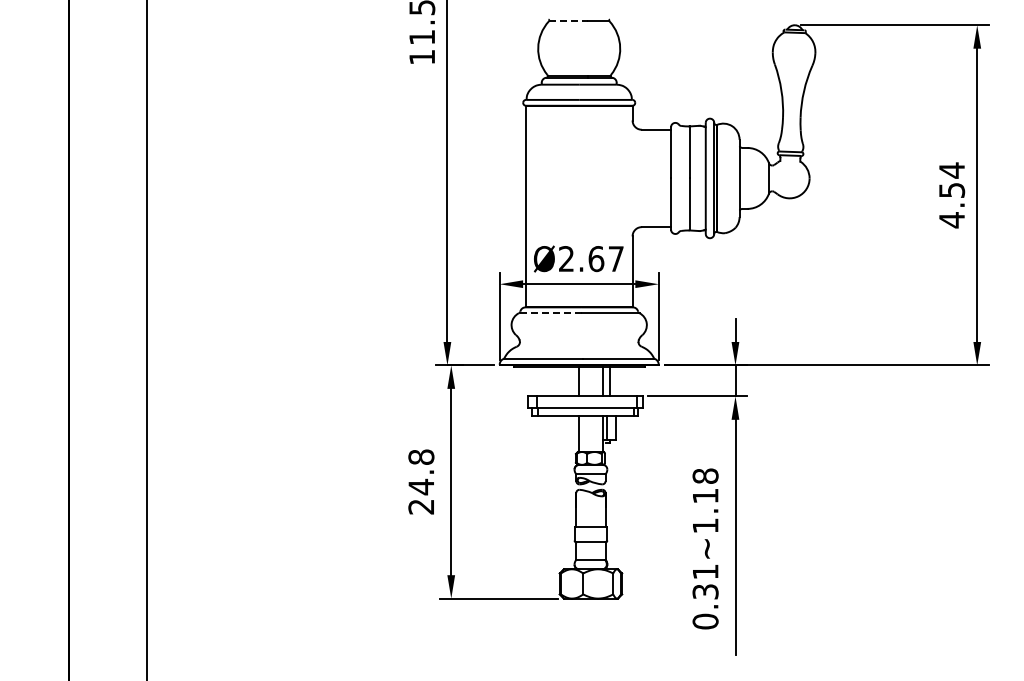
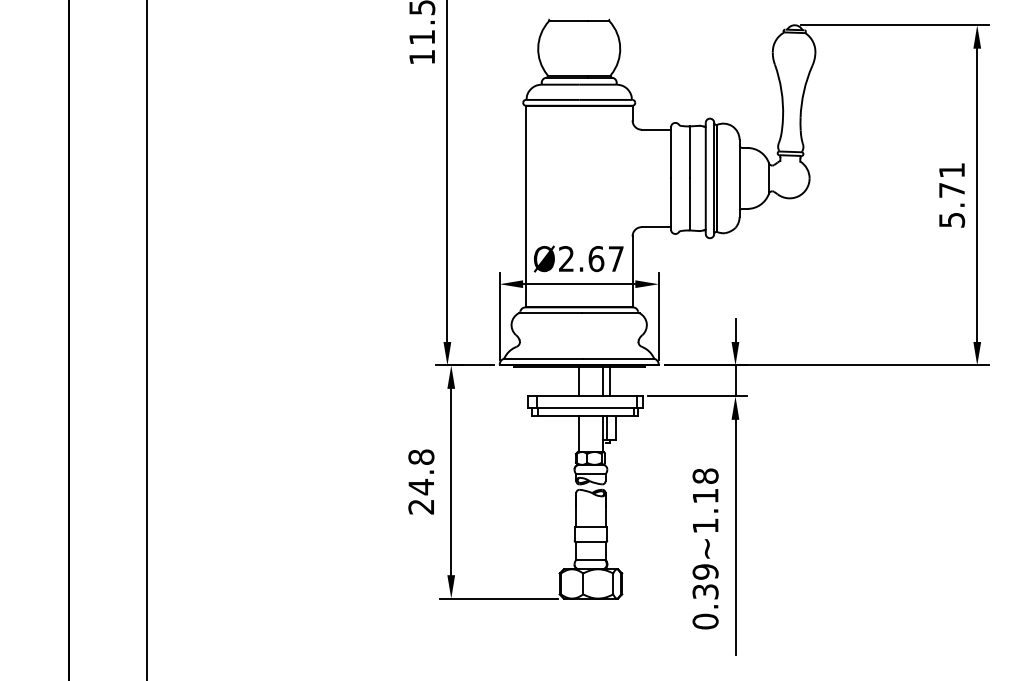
line: dashed -> solid (568, 20)
text: 4.54 -> 5.71 (952, 195)
line: dashed -> solid (550, 313)
text: 0.31~1.18 -> 0.39~1.18 (705, 571)
